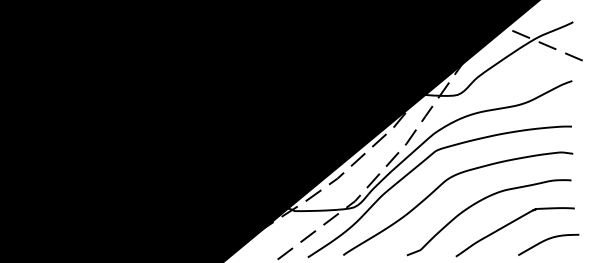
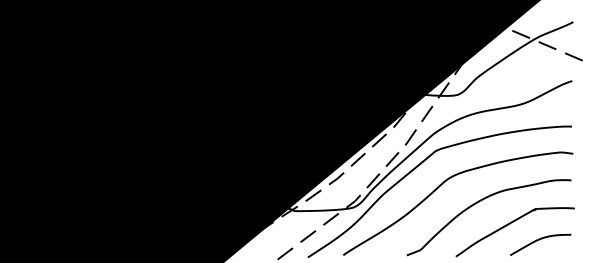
curve position: (547, 240) -> (539, 240) (539, 240)
